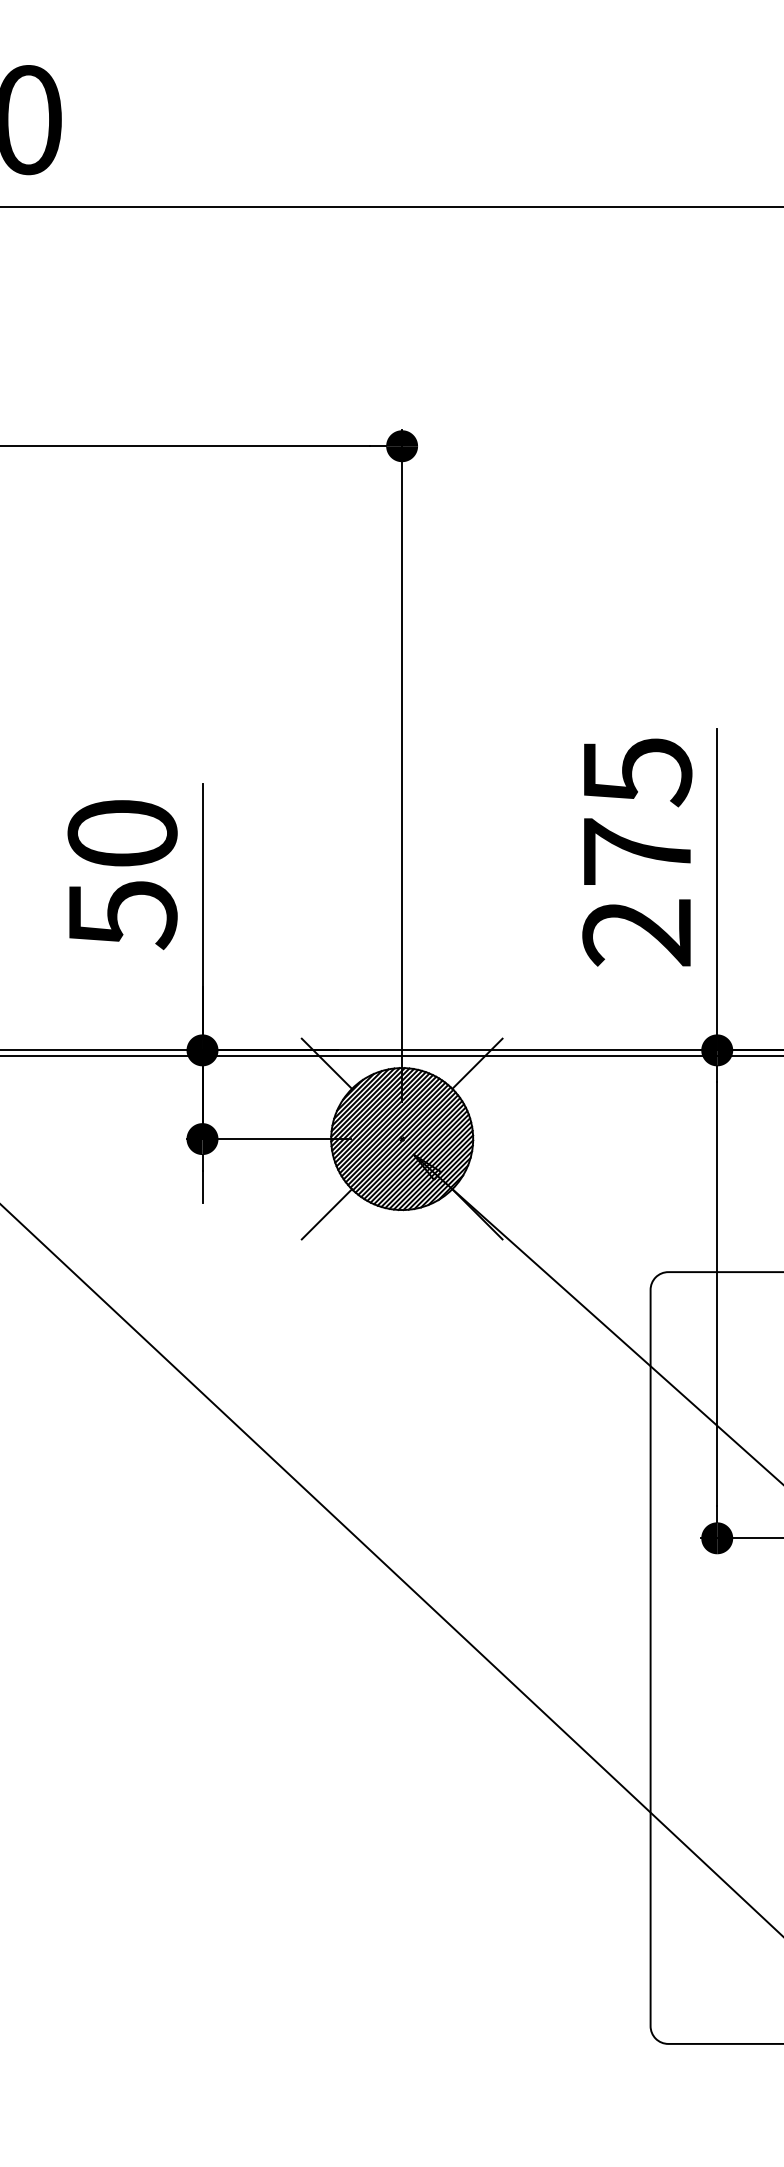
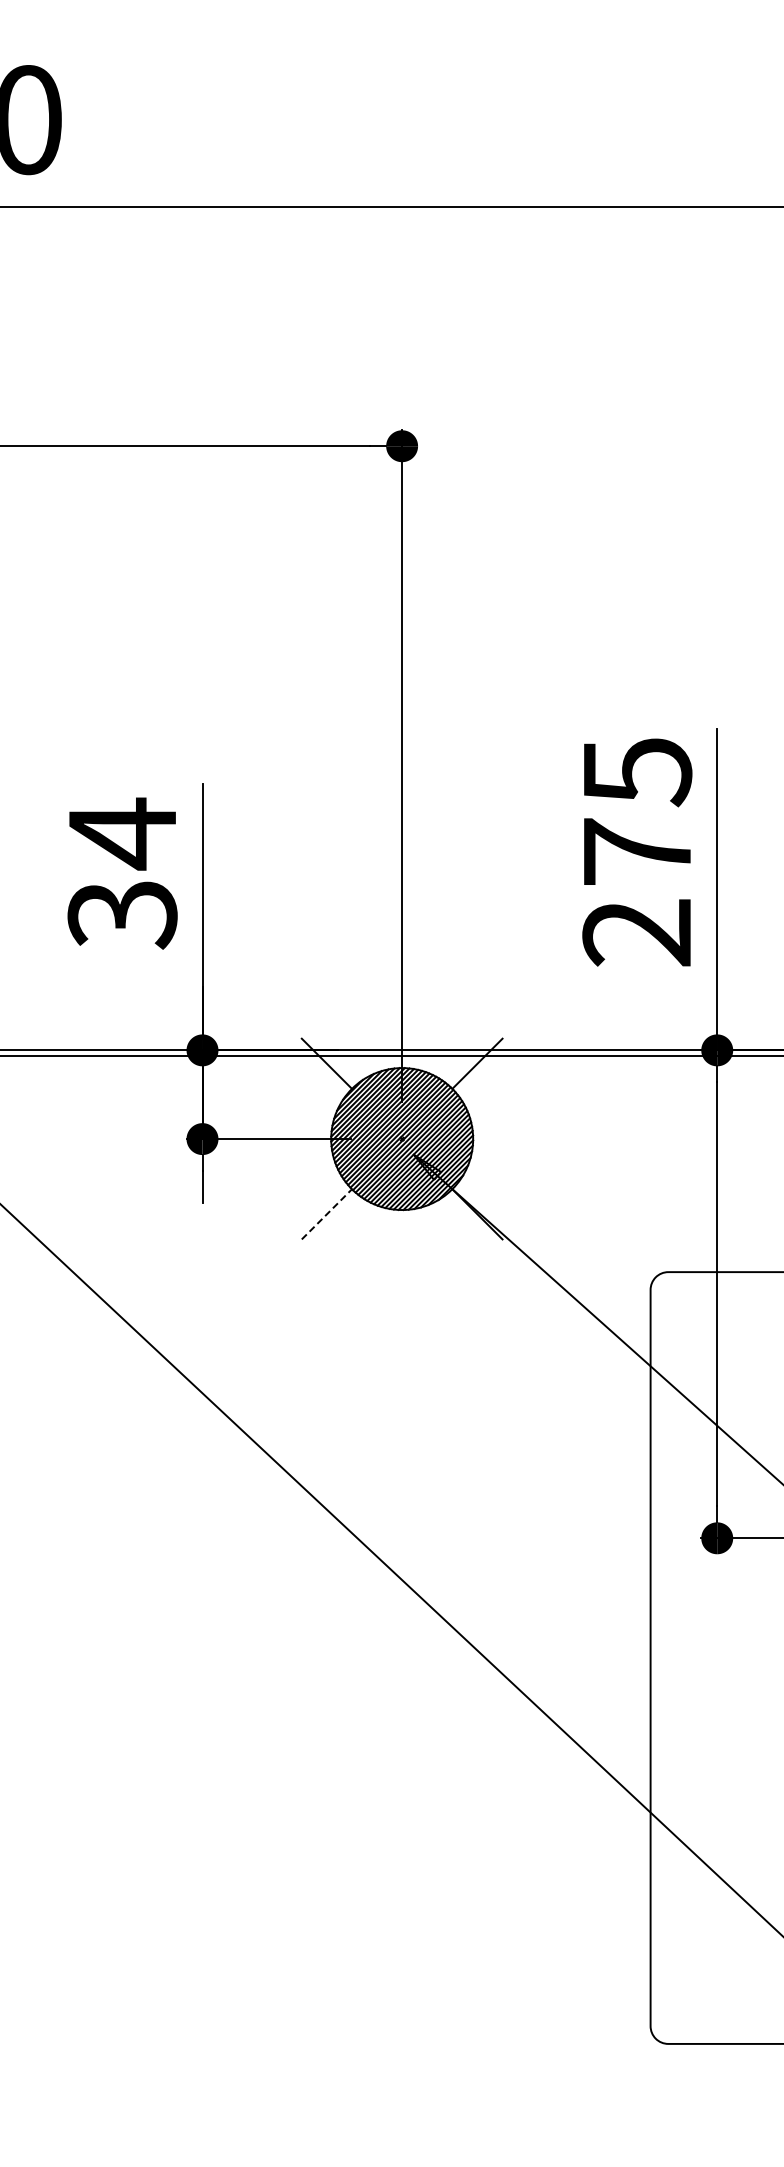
text: 50 -> 34 (122, 873)
line: solid -> dashed (327, 1213)
